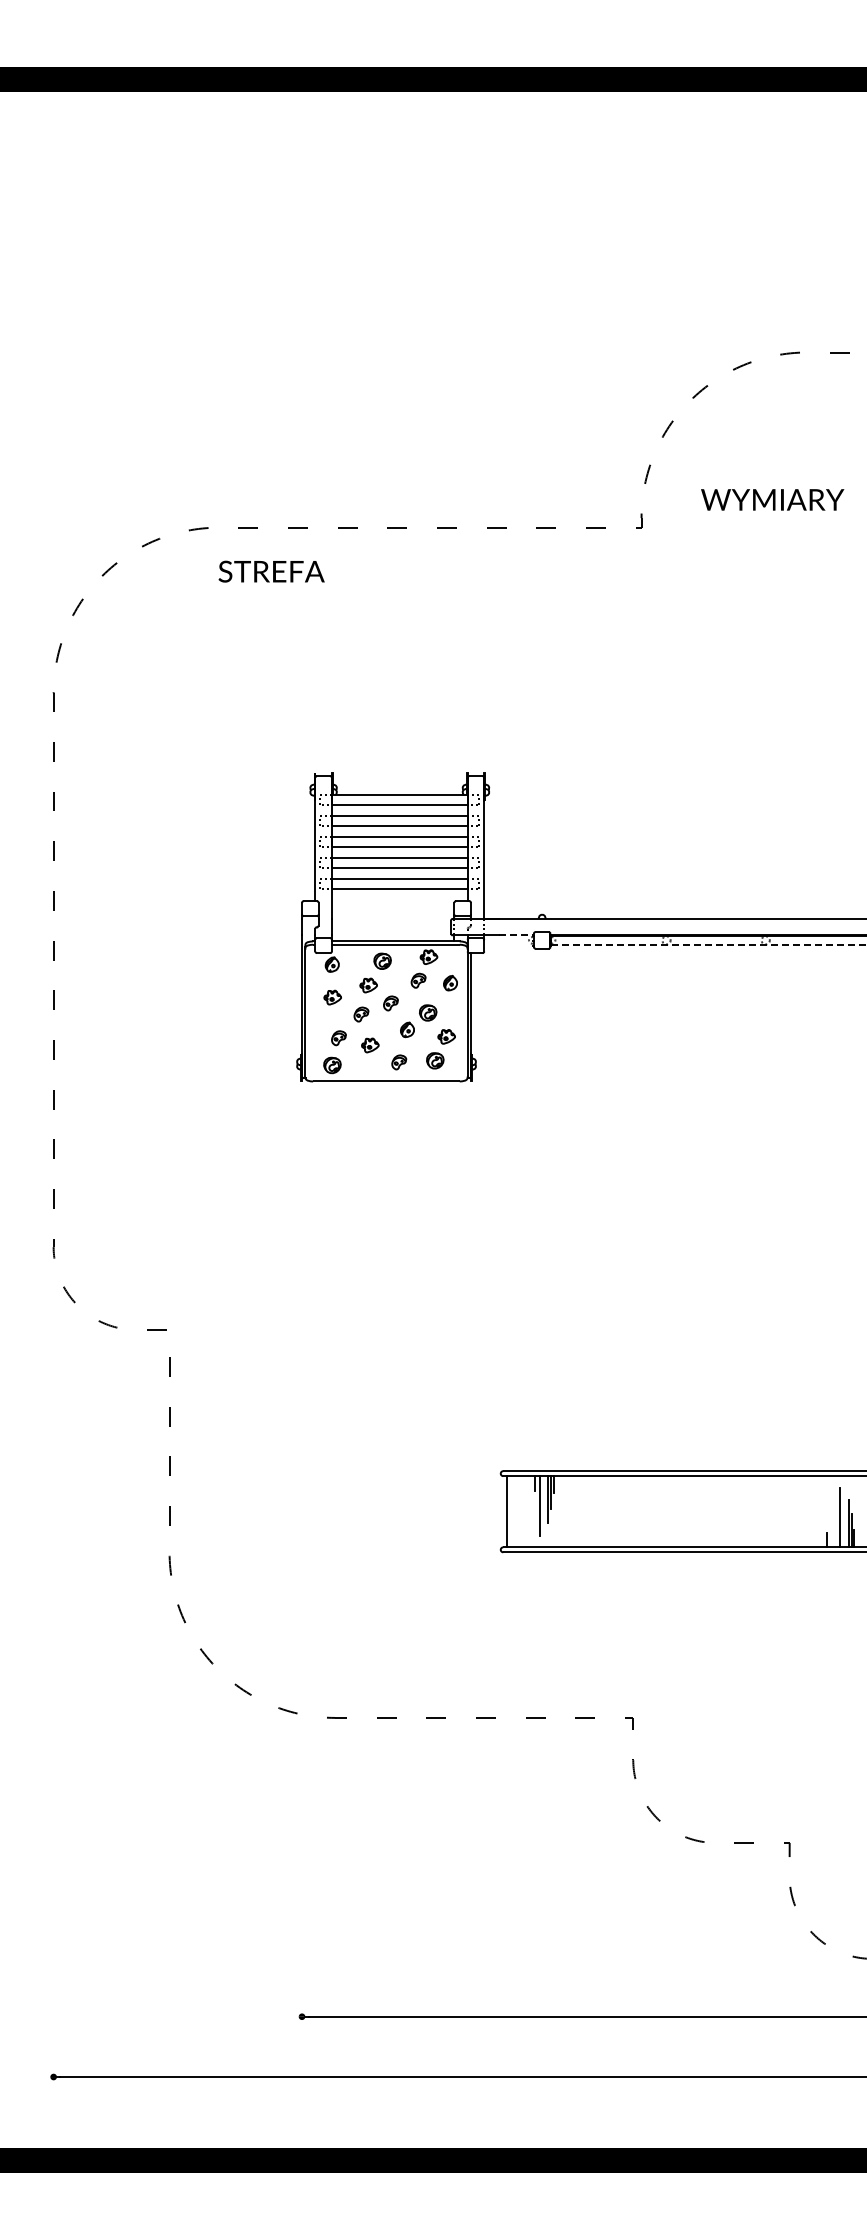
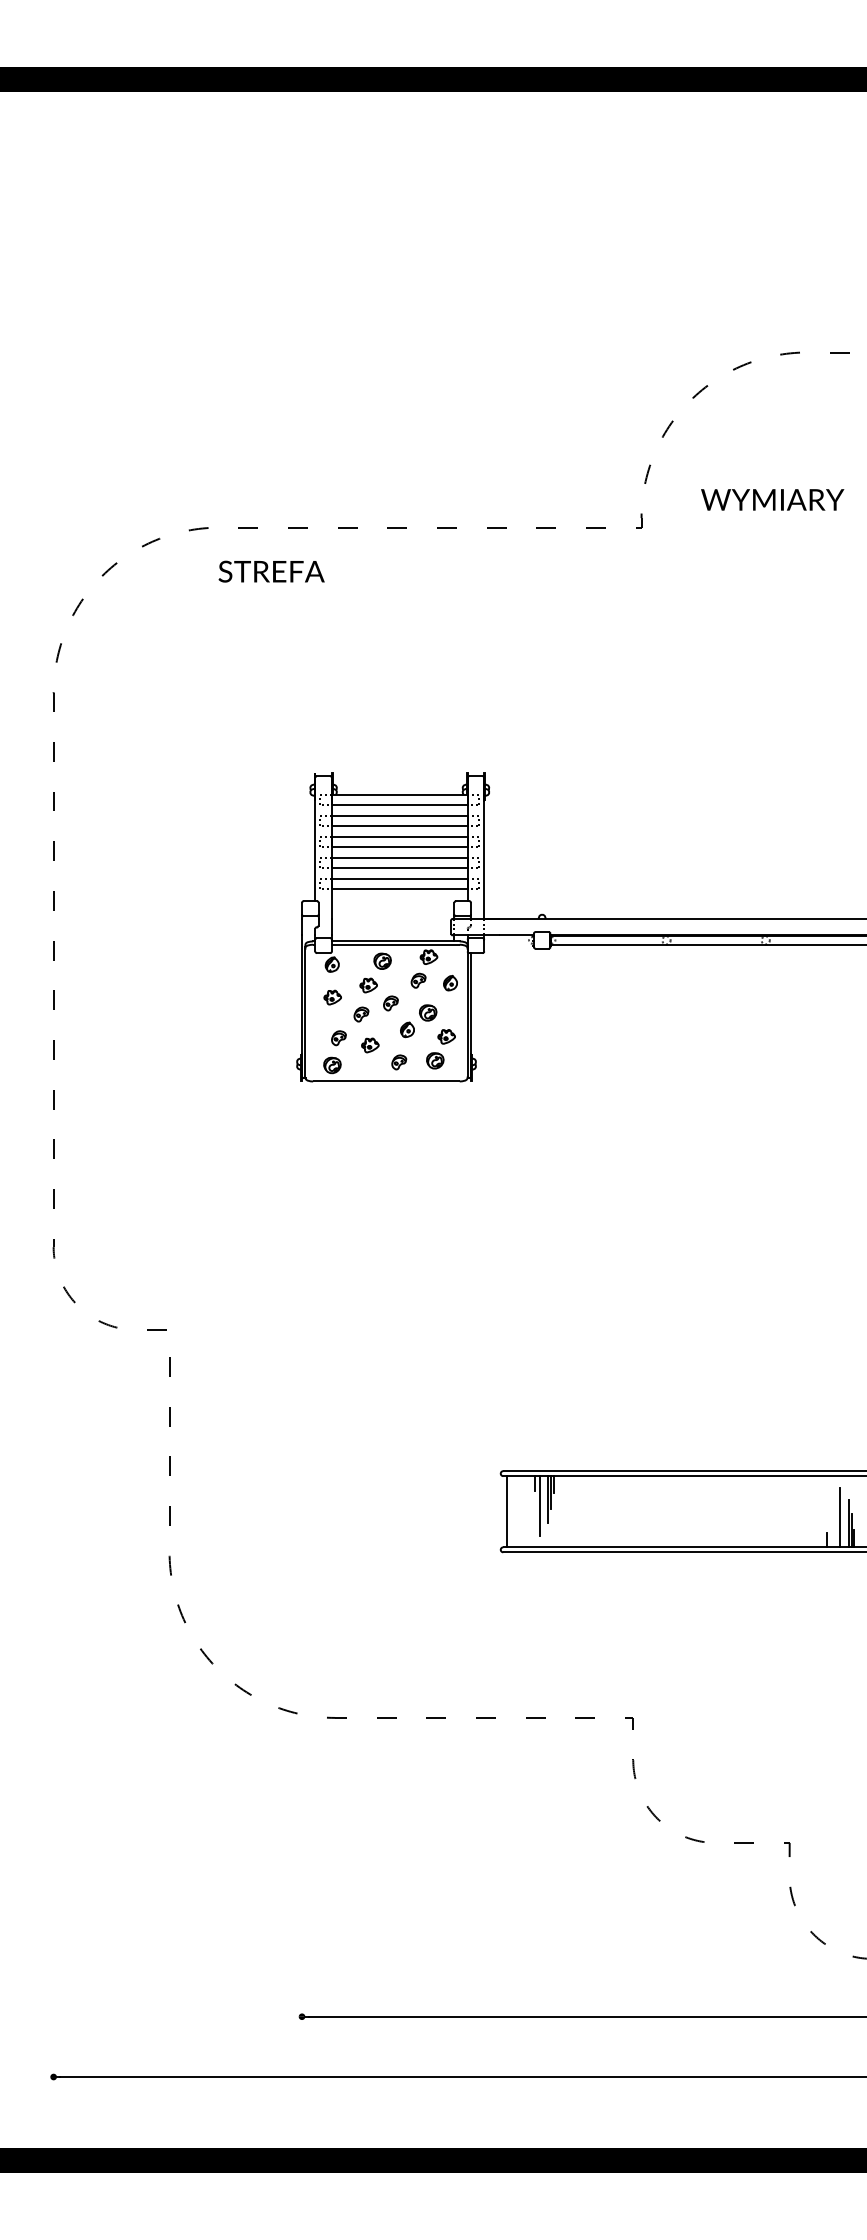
line: dashed -> solid (517, 935)
line: dashed -> solid (709, 944)
